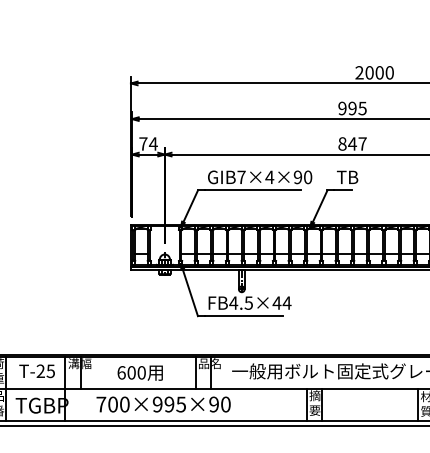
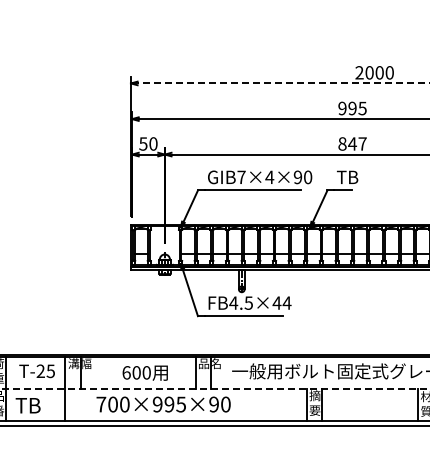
line: solid -> dashed (283, 83)
text: 74 -> 50 (148, 143)
text position: (139, 372) -> (144, 372) (144, 372)
line: solid -> dashed (215, 388)
text: TGBP -> TB (48, 405)
